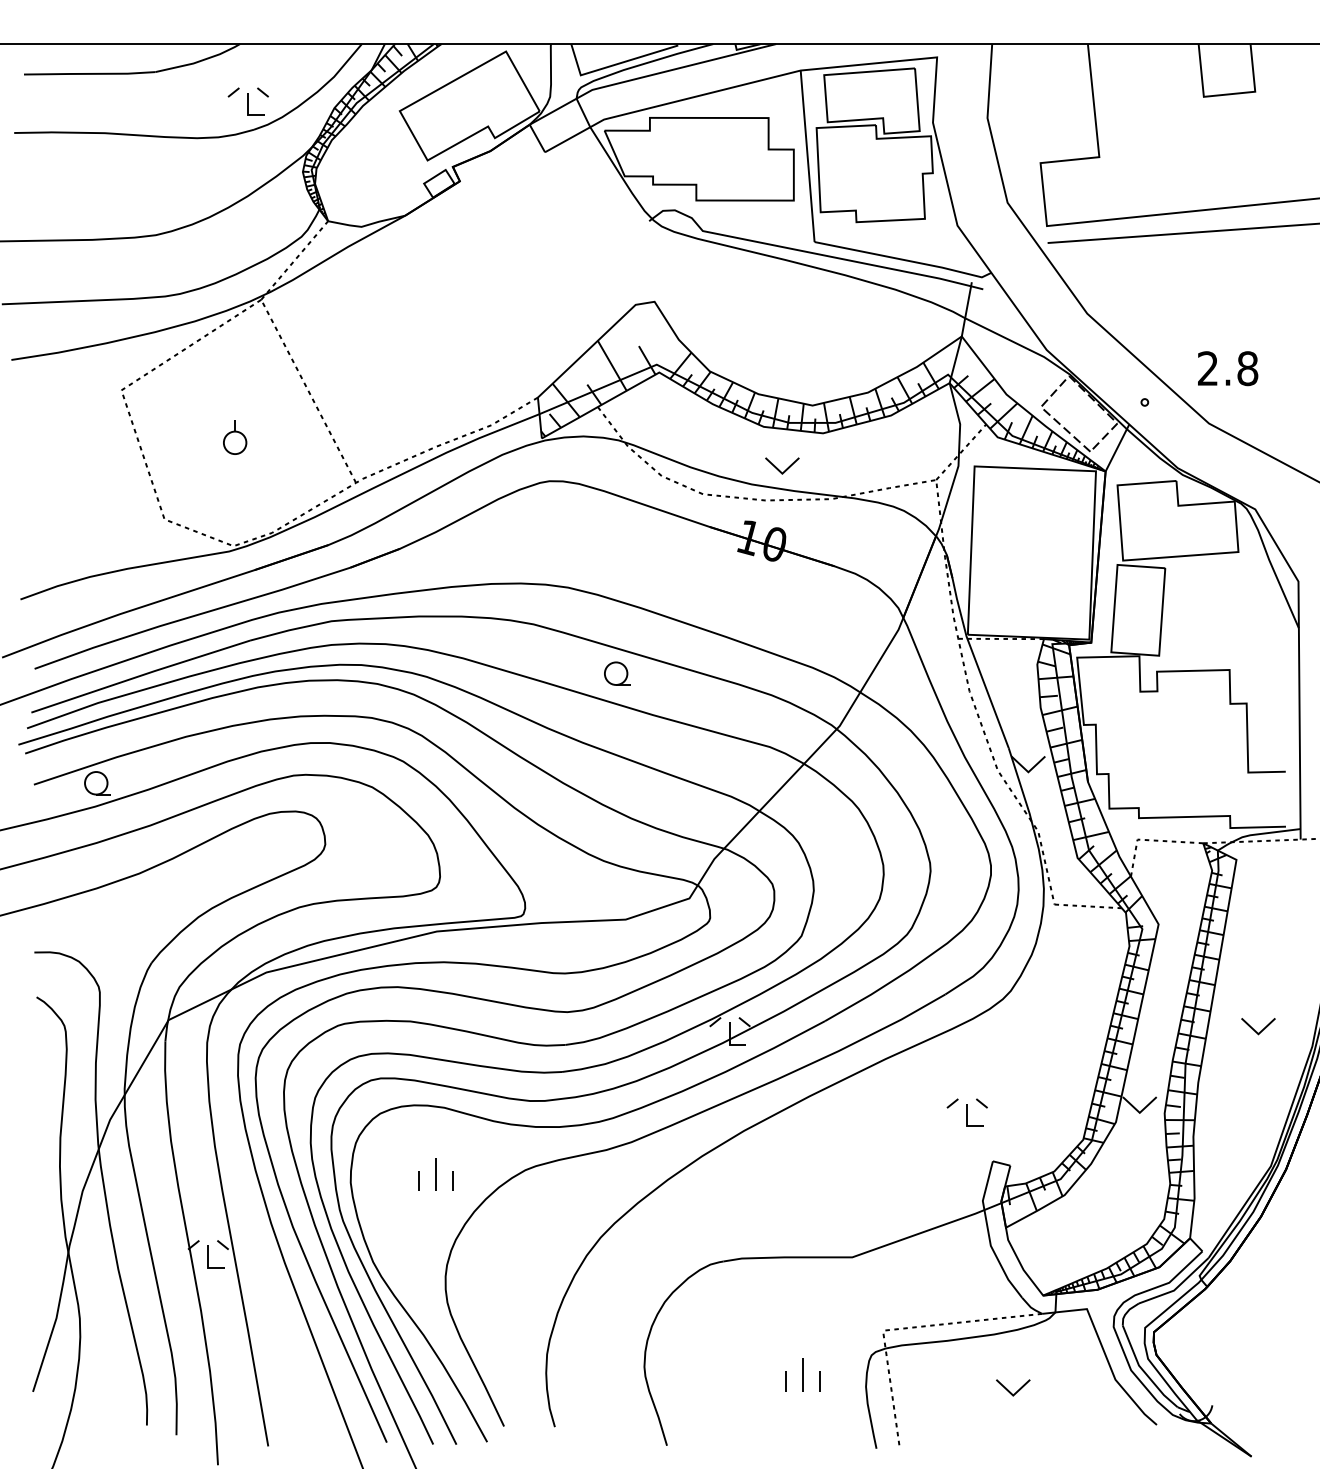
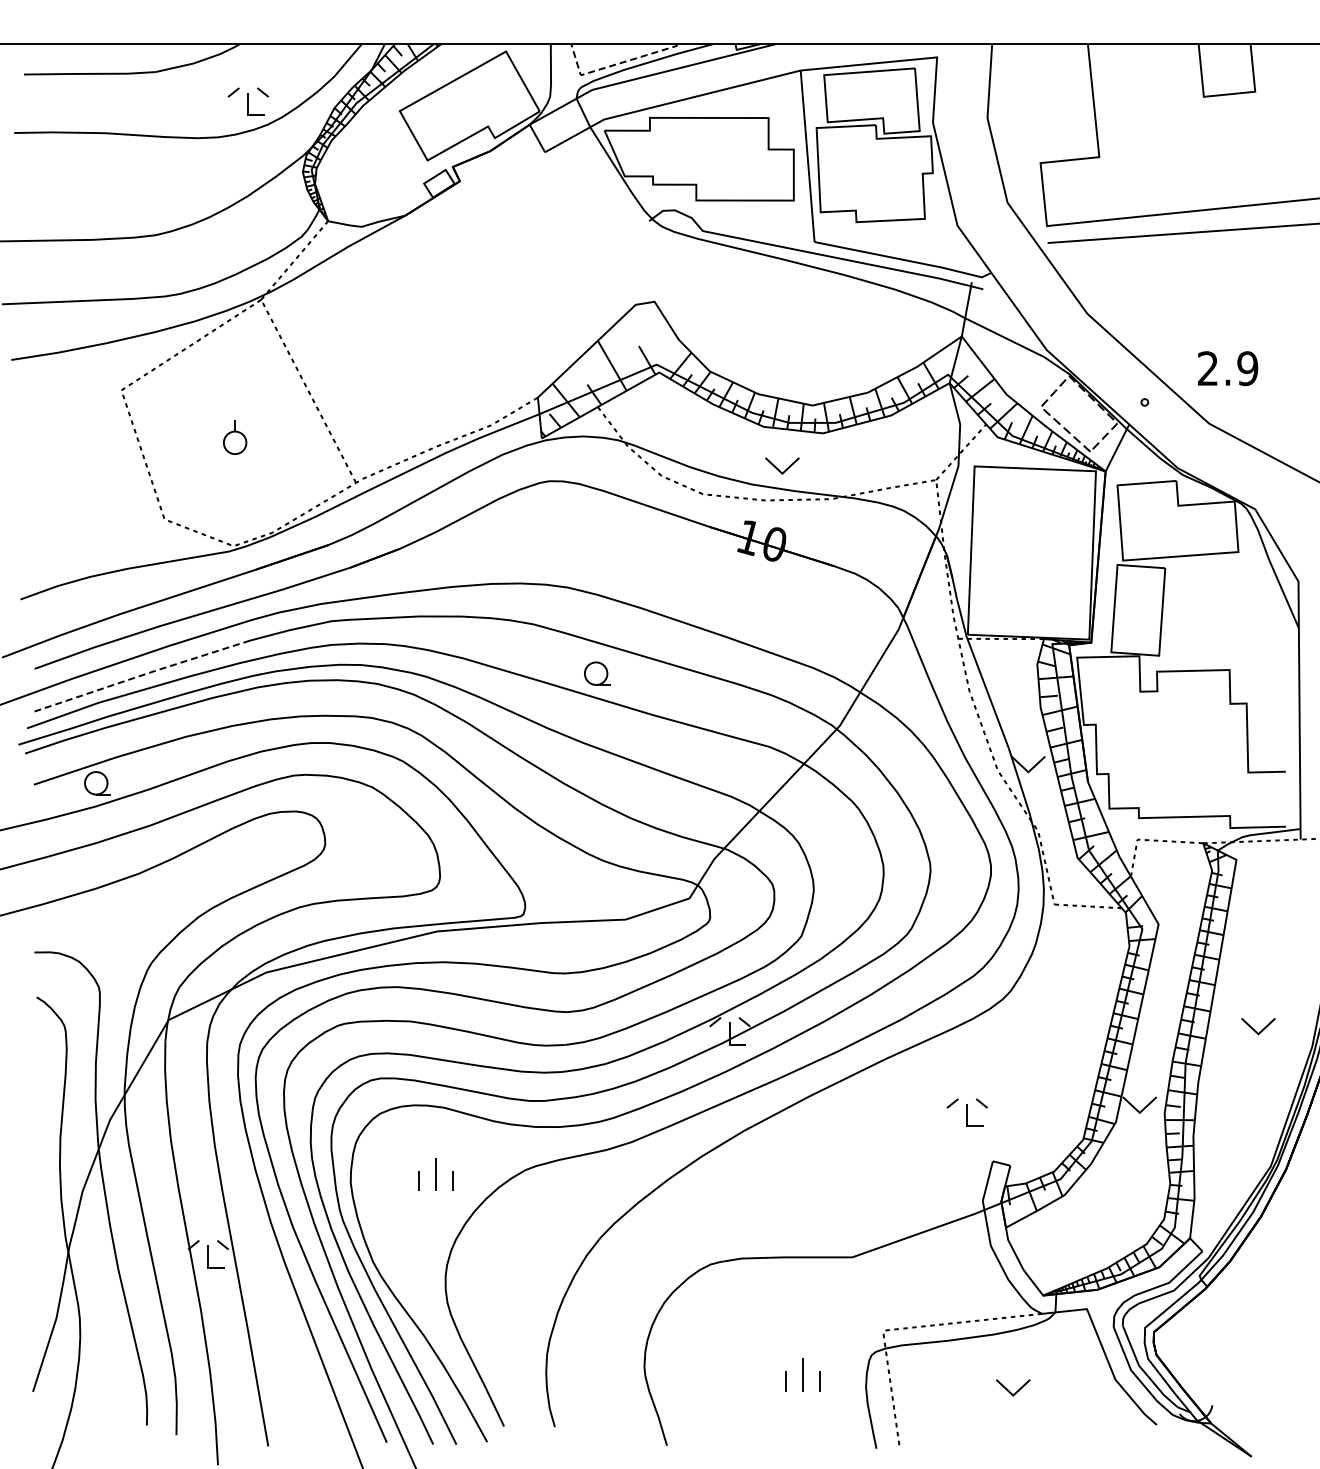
line: solid -> dashed (614, 65)
text: 2.8 -> 2.9 (1247, 368)
part position: (617, 673) -> (597, 673) (597, 673)
line: solid -> dashed (140, 675)
